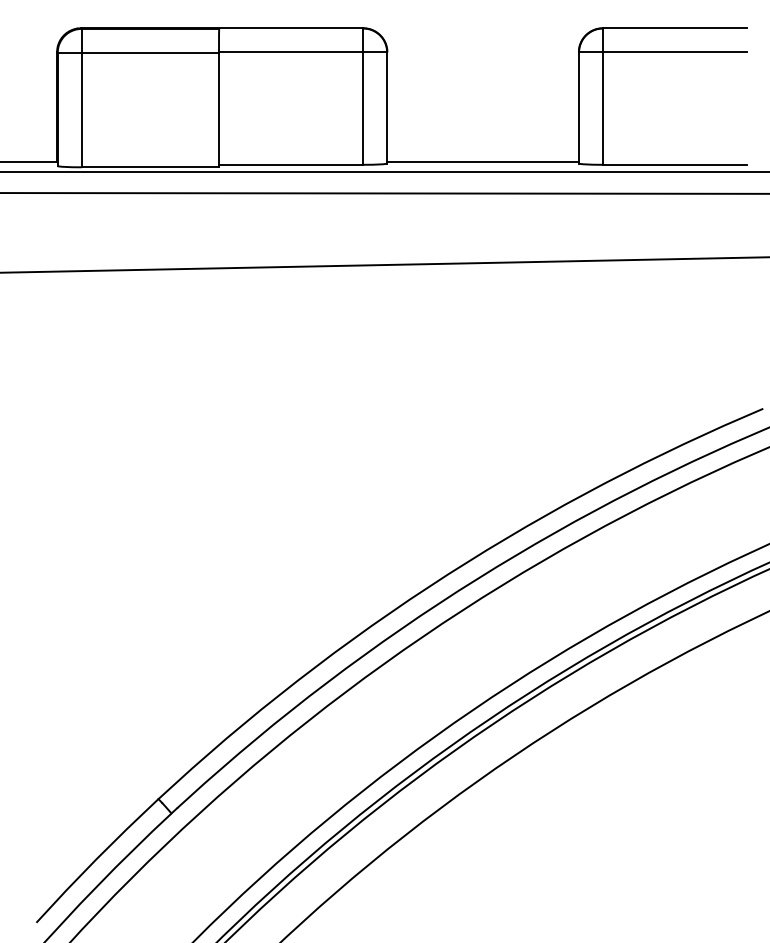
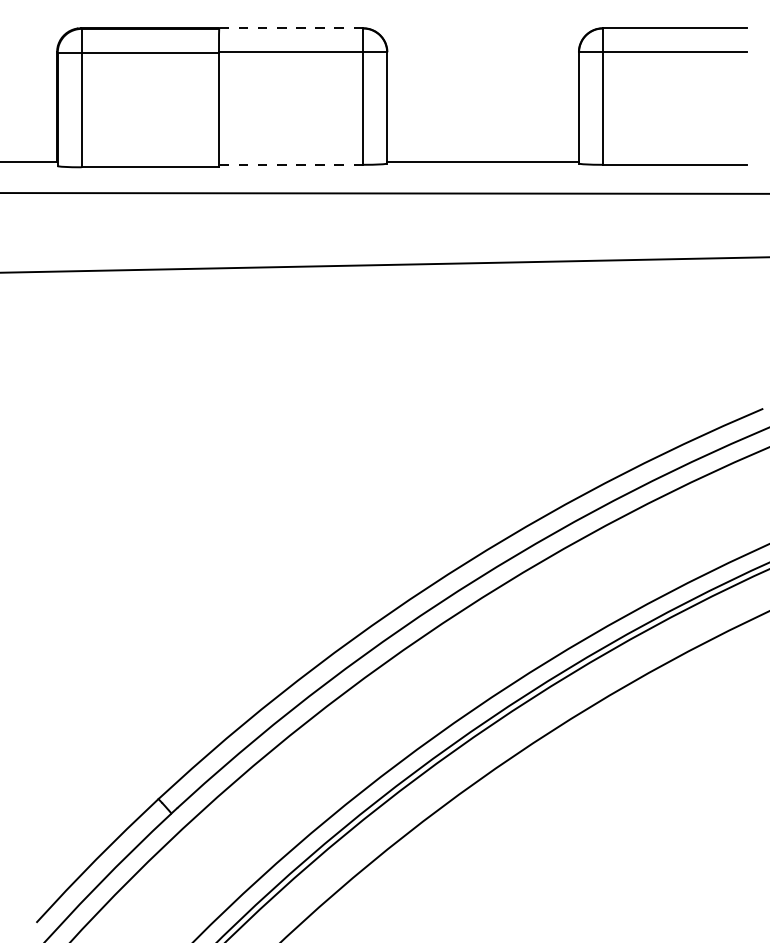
line: solid -> dashed (291, 28)
line: solid -> dashed (291, 164)
line: present -> none (384, 171)
